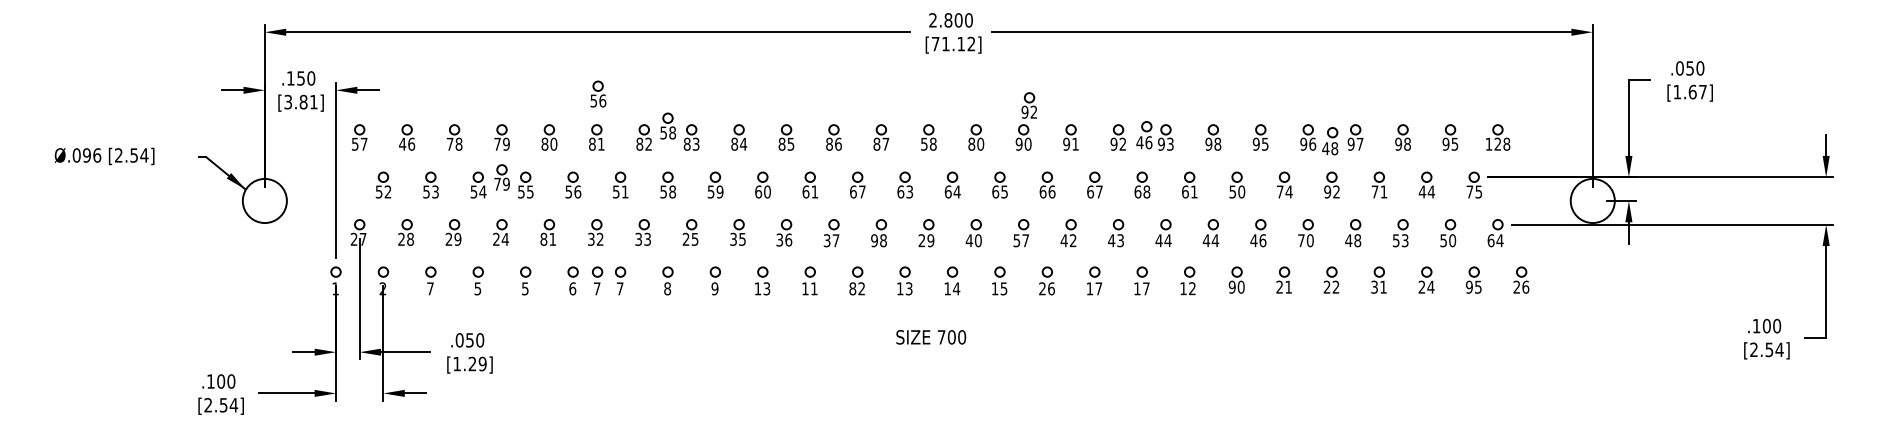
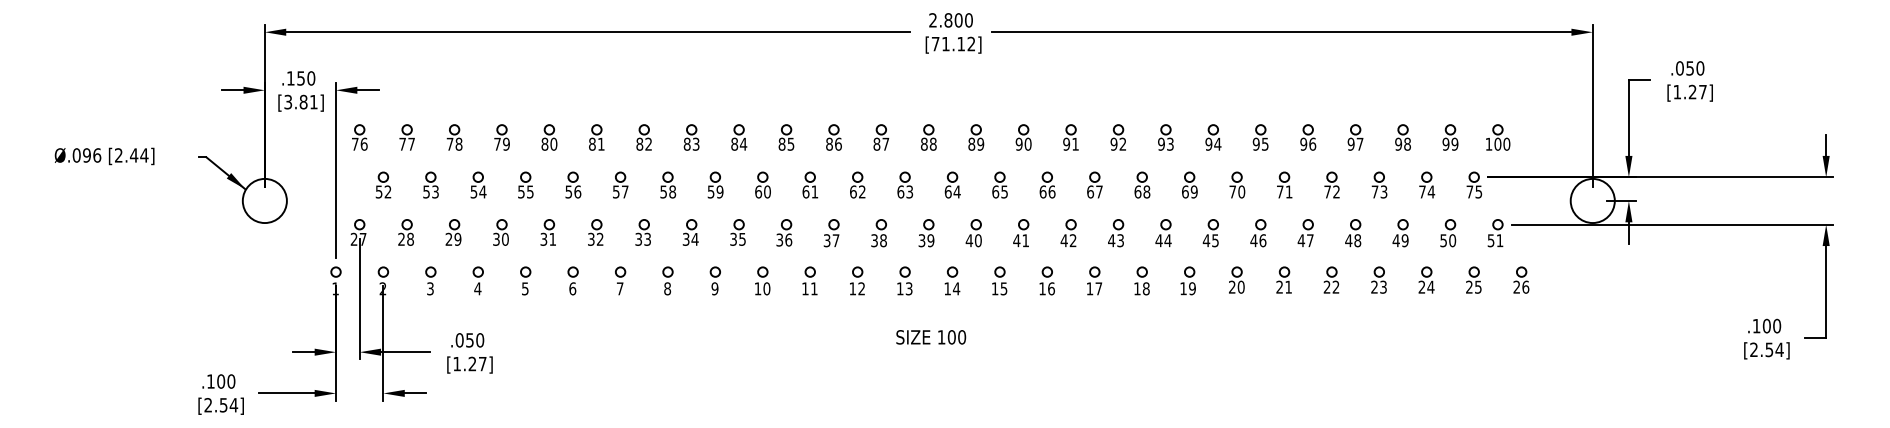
text: [1.67] -> [1.27] (1692, 91)
part: present -> none (598, 93)
part: present -> none (1028, 105)
part: present -> none (668, 125)
part: present -> none (1144, 135)
part: present -> none (1330, 141)
text: 57 -> 76 (359, 143)
text: 46 -> 77 (407, 143)
text: 58 -> 88 (924, 143)
text: 98 -> 94 (1217, 143)
text: 95 -> 99 (1454, 143)
text: 128 -> 100 (1502, 143)
text: 80 -> 89 (980, 144)
text: [2.54] -> [2.44] (134, 155)
part: present -> none (501, 177)
text: 51 -> 57 (625, 191)
text: 67 -> 62 (862, 191)
text: 61 -> 69 (1193, 191)
text: 50 -> 70 (1232, 191)
text: 74 -> 71 (1288, 191)
text: 92 -> 72 (1327, 191)
text: 71 -> 73 (1383, 191)
text: 44 -> 74 (1422, 191)
text: 24 -> 30 (501, 238)
text: 81 -> 31 (543, 239)
text: 25 -> 34 (690, 239)
text: 98 -> 38 (874, 240)
text: 29 -> 39 (921, 240)
text: 57 -> 41 (1020, 240)
text: 44 -> 45 (1215, 240)
text: 70 -> 47 (1305, 240)
text: 53 -> 49 (1400, 240)
text: 64 -> 51 (1495, 240)
part: present -> none (597, 280)
text: 90 -> 20 (1231, 286)
text: 31 -> 23 (1378, 286)
text: 95 -> 25 (1469, 286)
text: 7 -> 3 (430, 288)
text: 5 -> 4 (477, 288)
text: 13 -> 10 (766, 288)
text: 82 -> 12 (852, 288)
text: 26 -> 16 (1042, 288)
text: 17 -> 18 (1145, 288)
text: 12 -> 19 (1192, 288)
text: 700 -> 100 (941, 337)
text: [1.29] -> [1.27] (482, 363)
